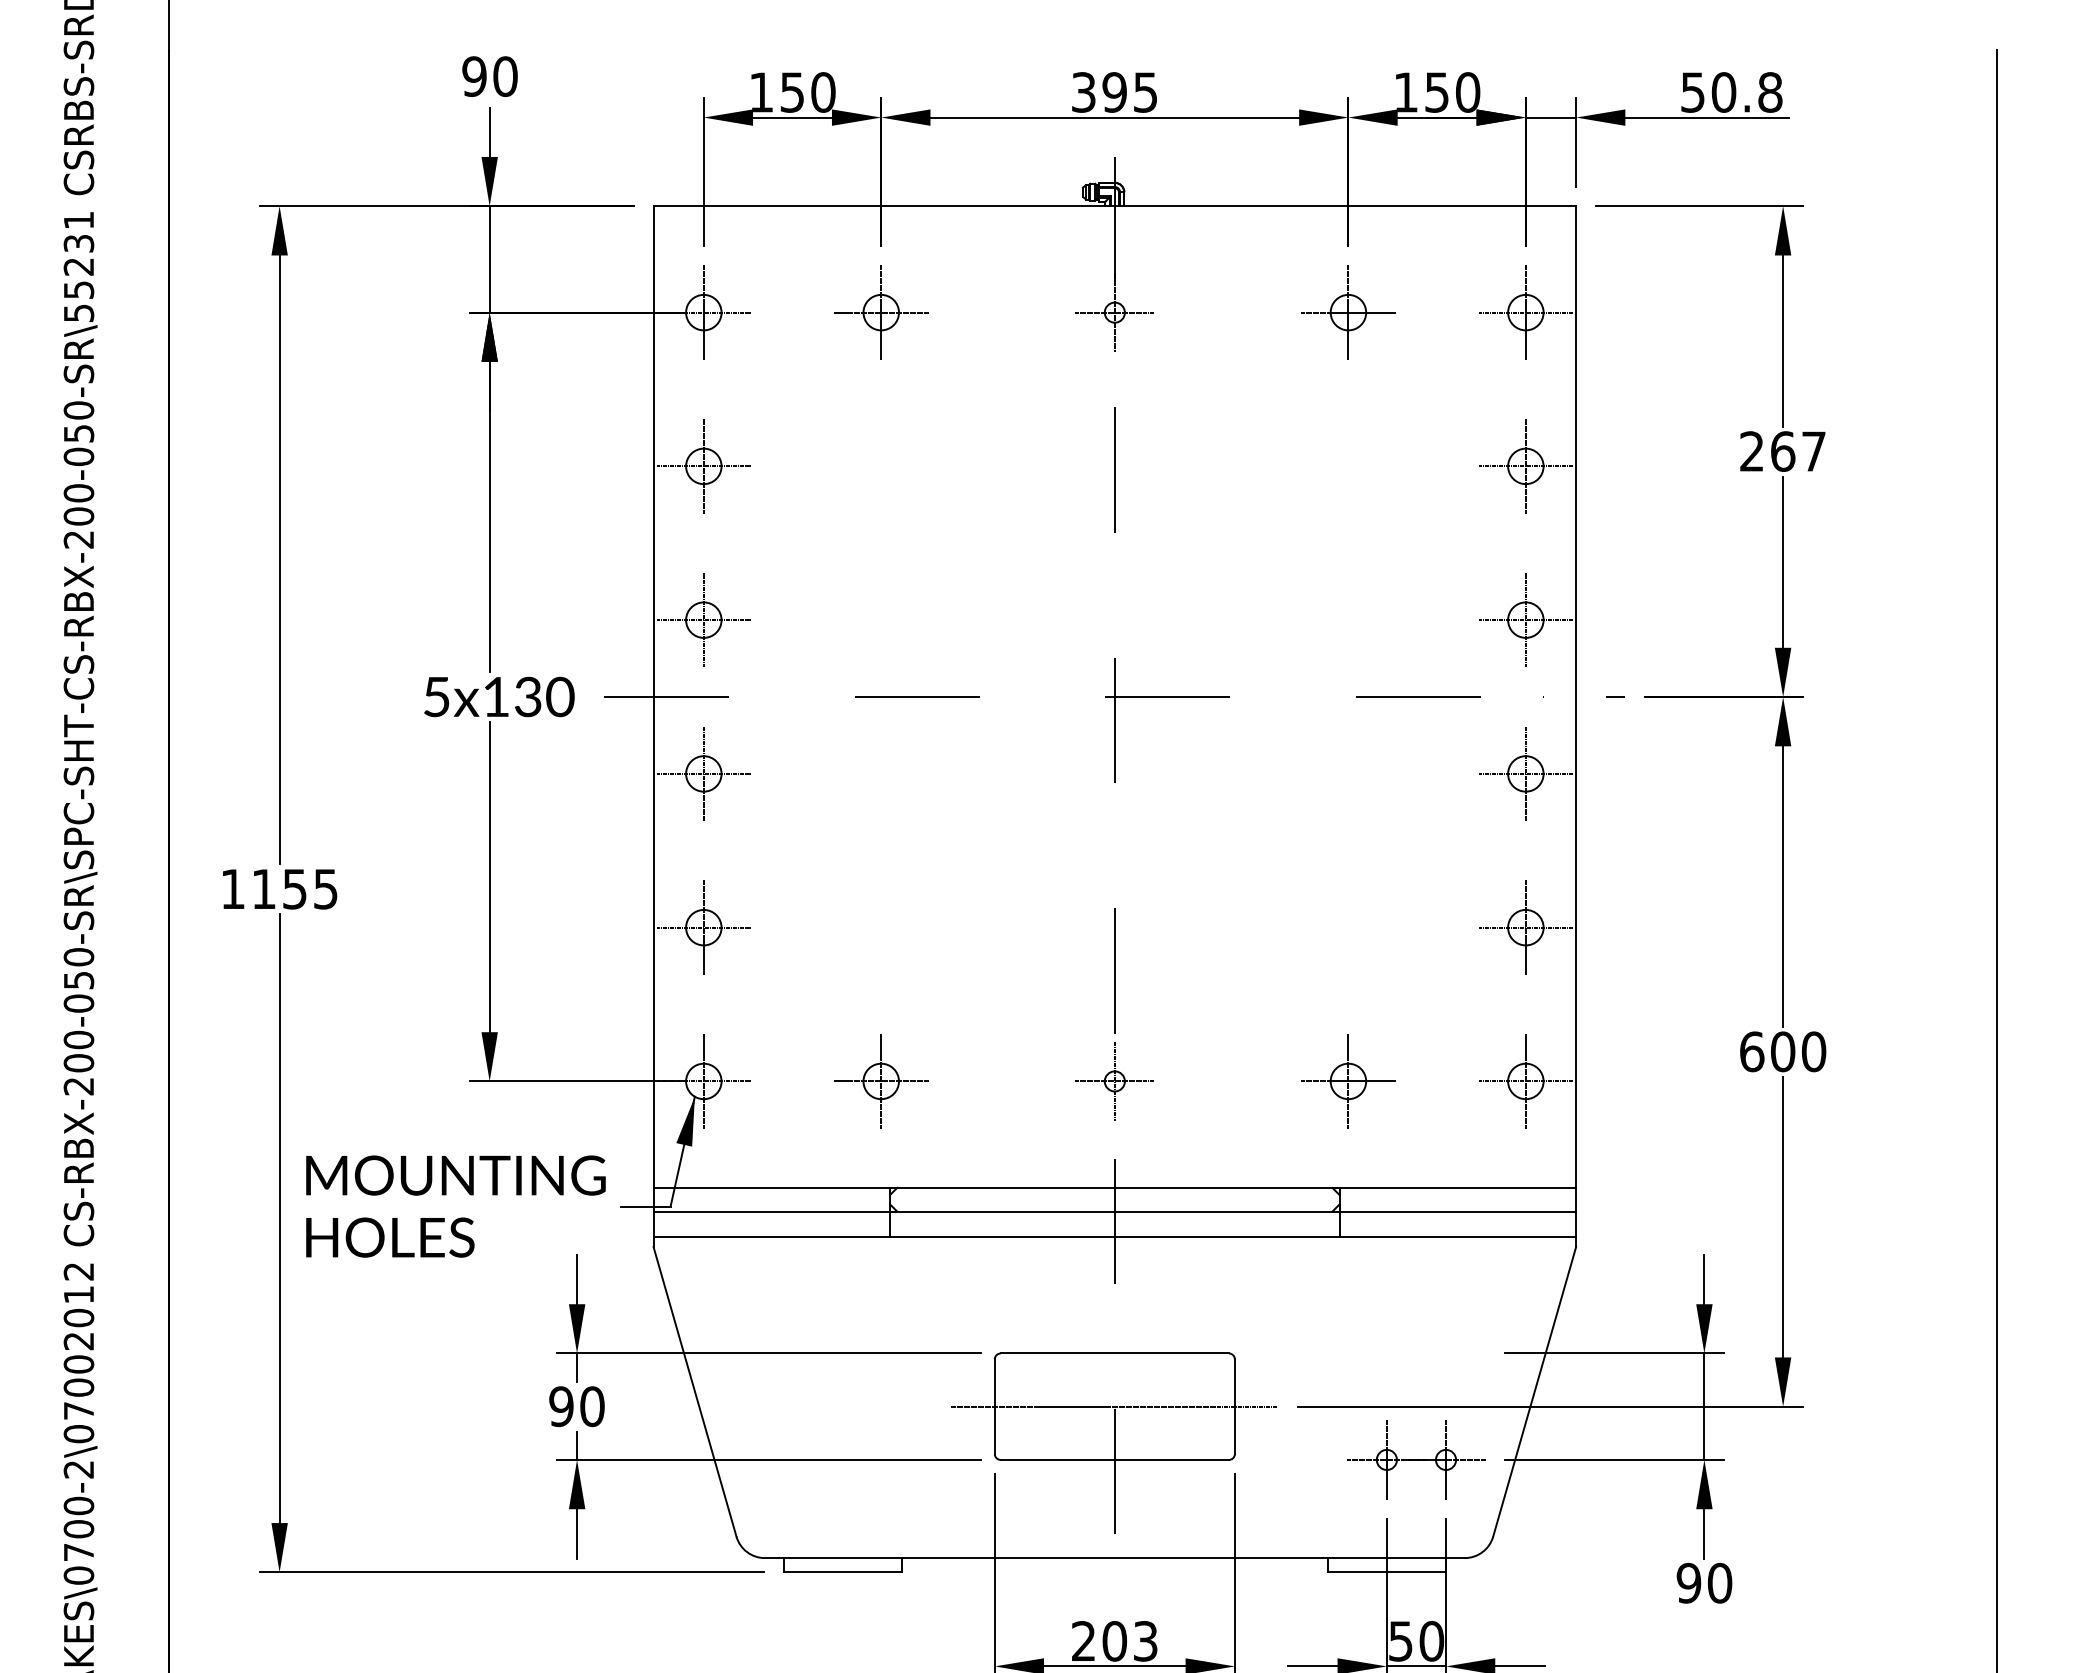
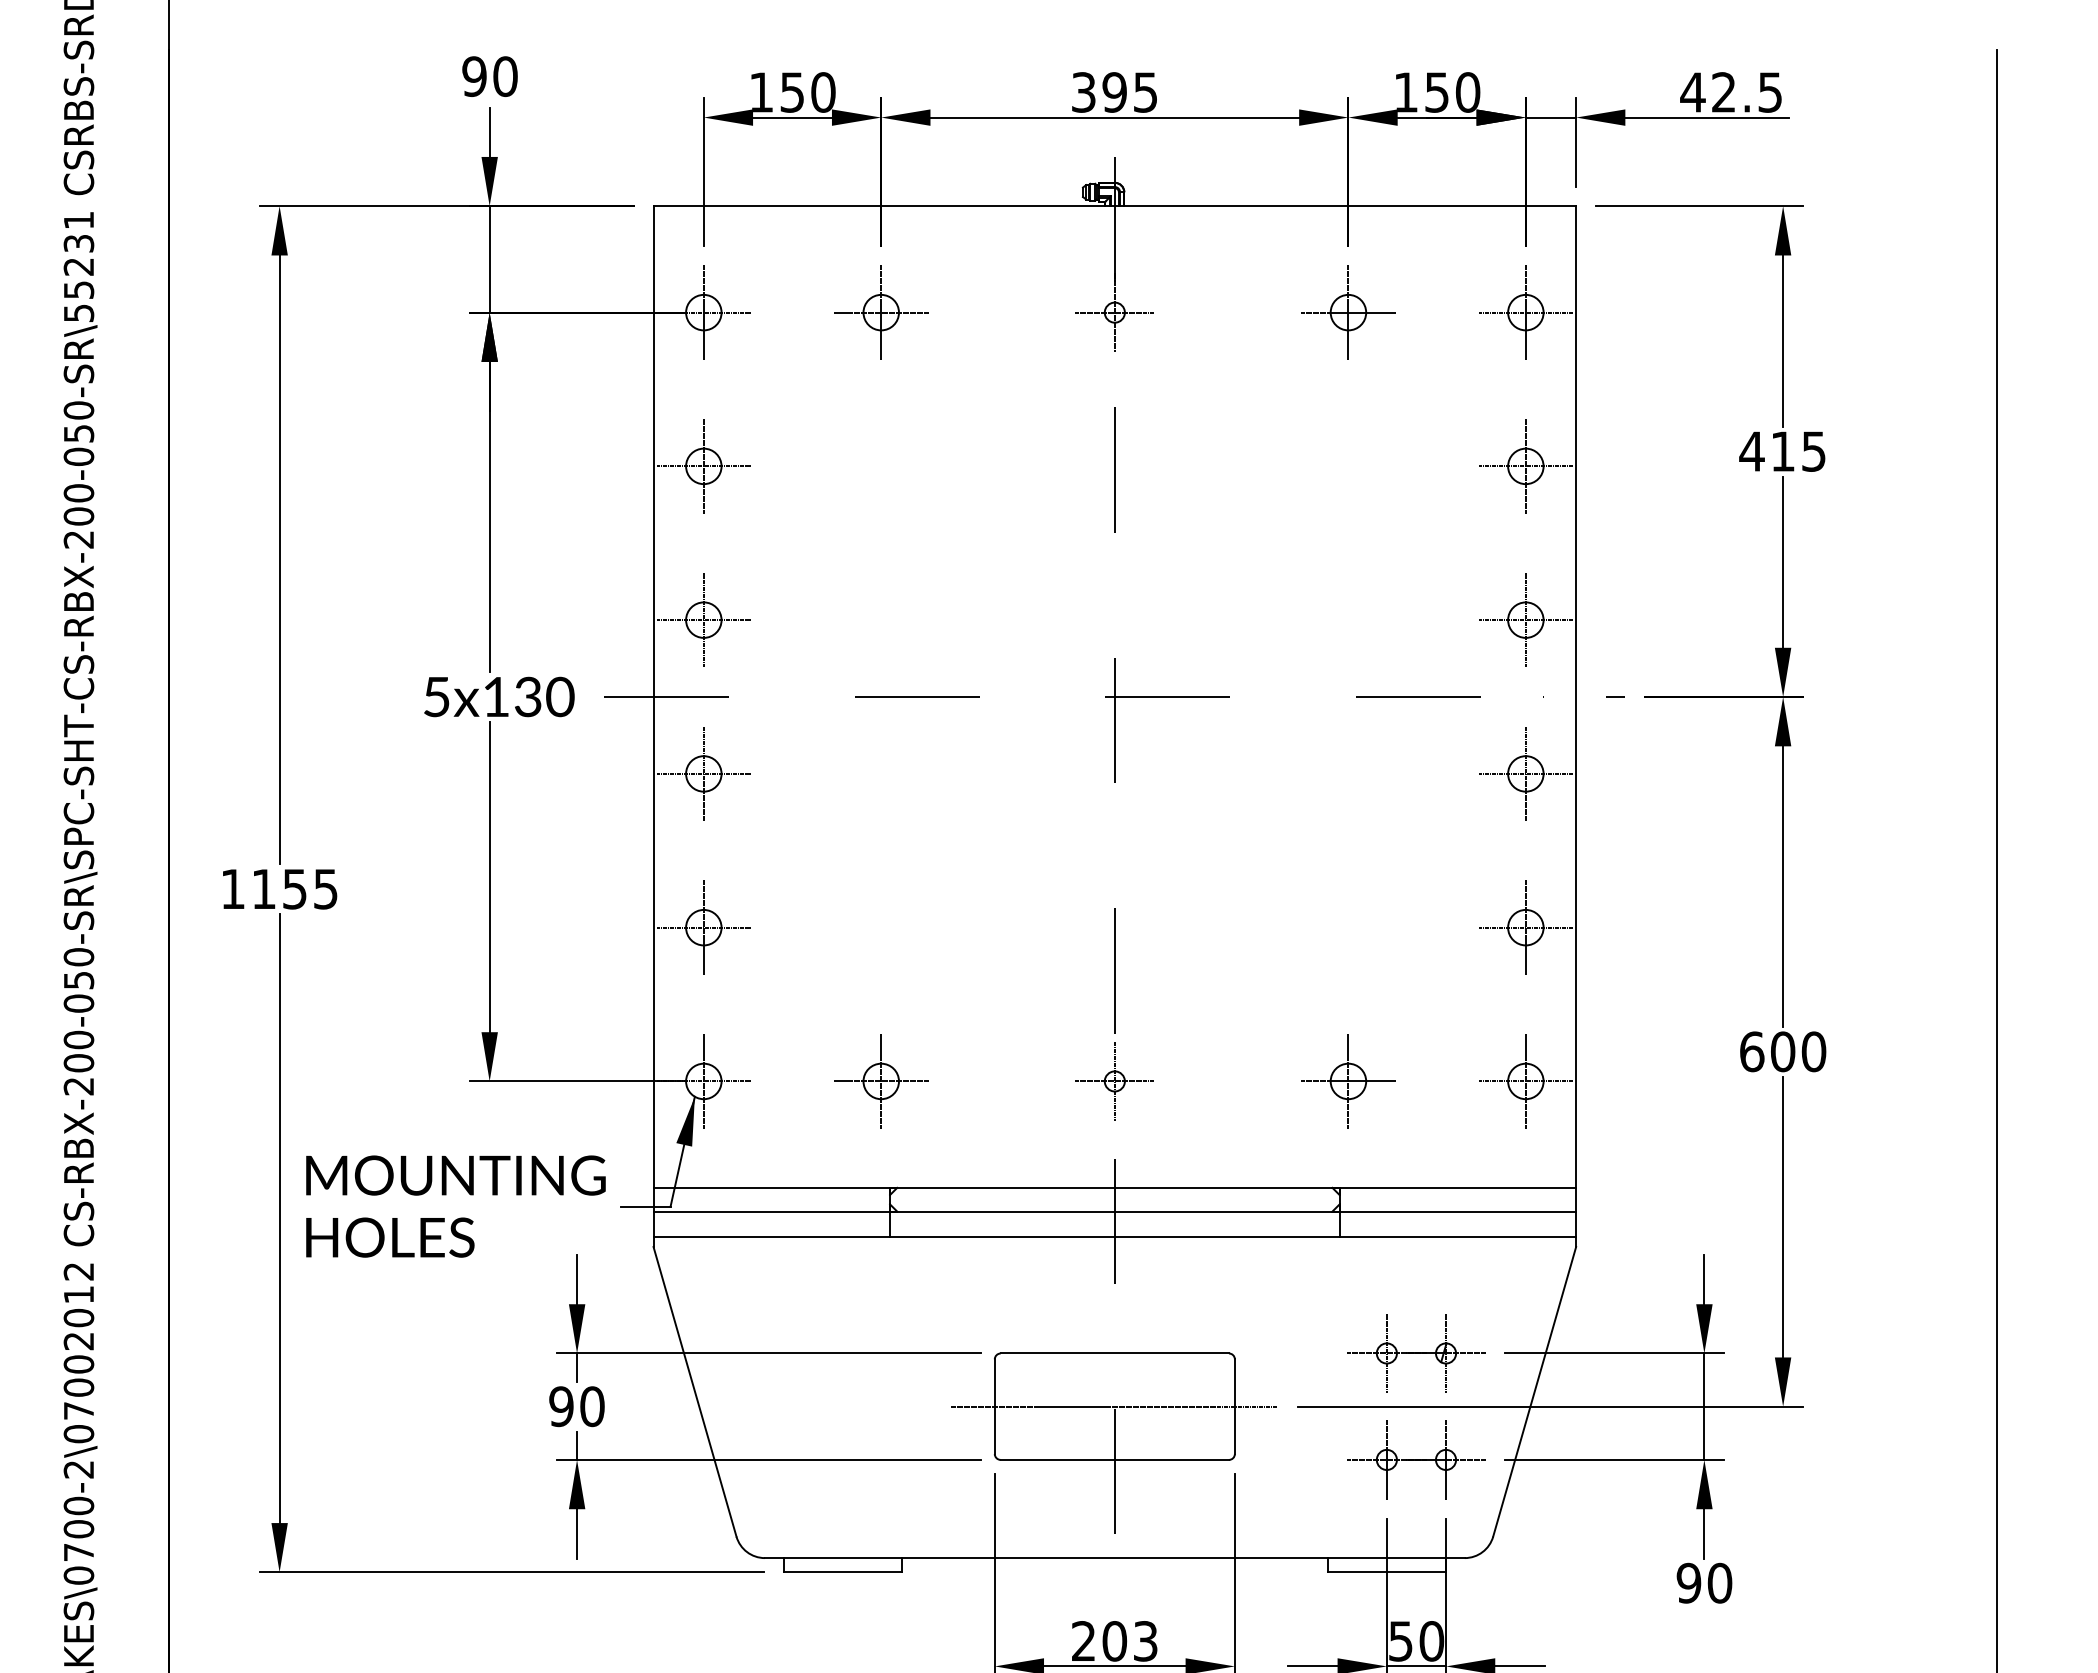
text: 50.8 -> 42.5 (1731, 92)
text: 267 -> 415 (1782, 451)
part: none -> present (1416, 1353)
